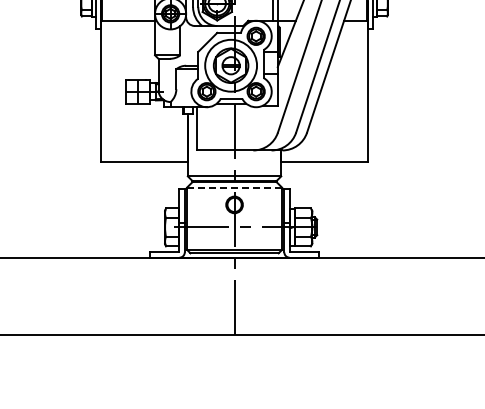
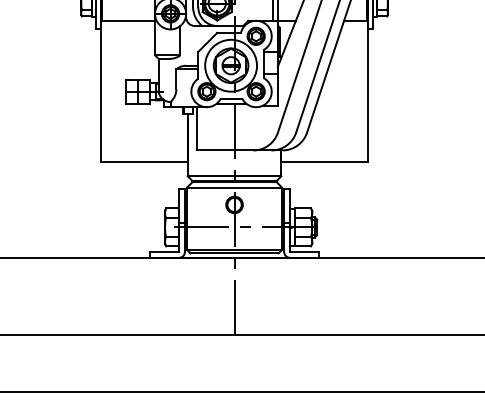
line: dashed -> solid (234, 187)
line: none -> present (241, 391)
